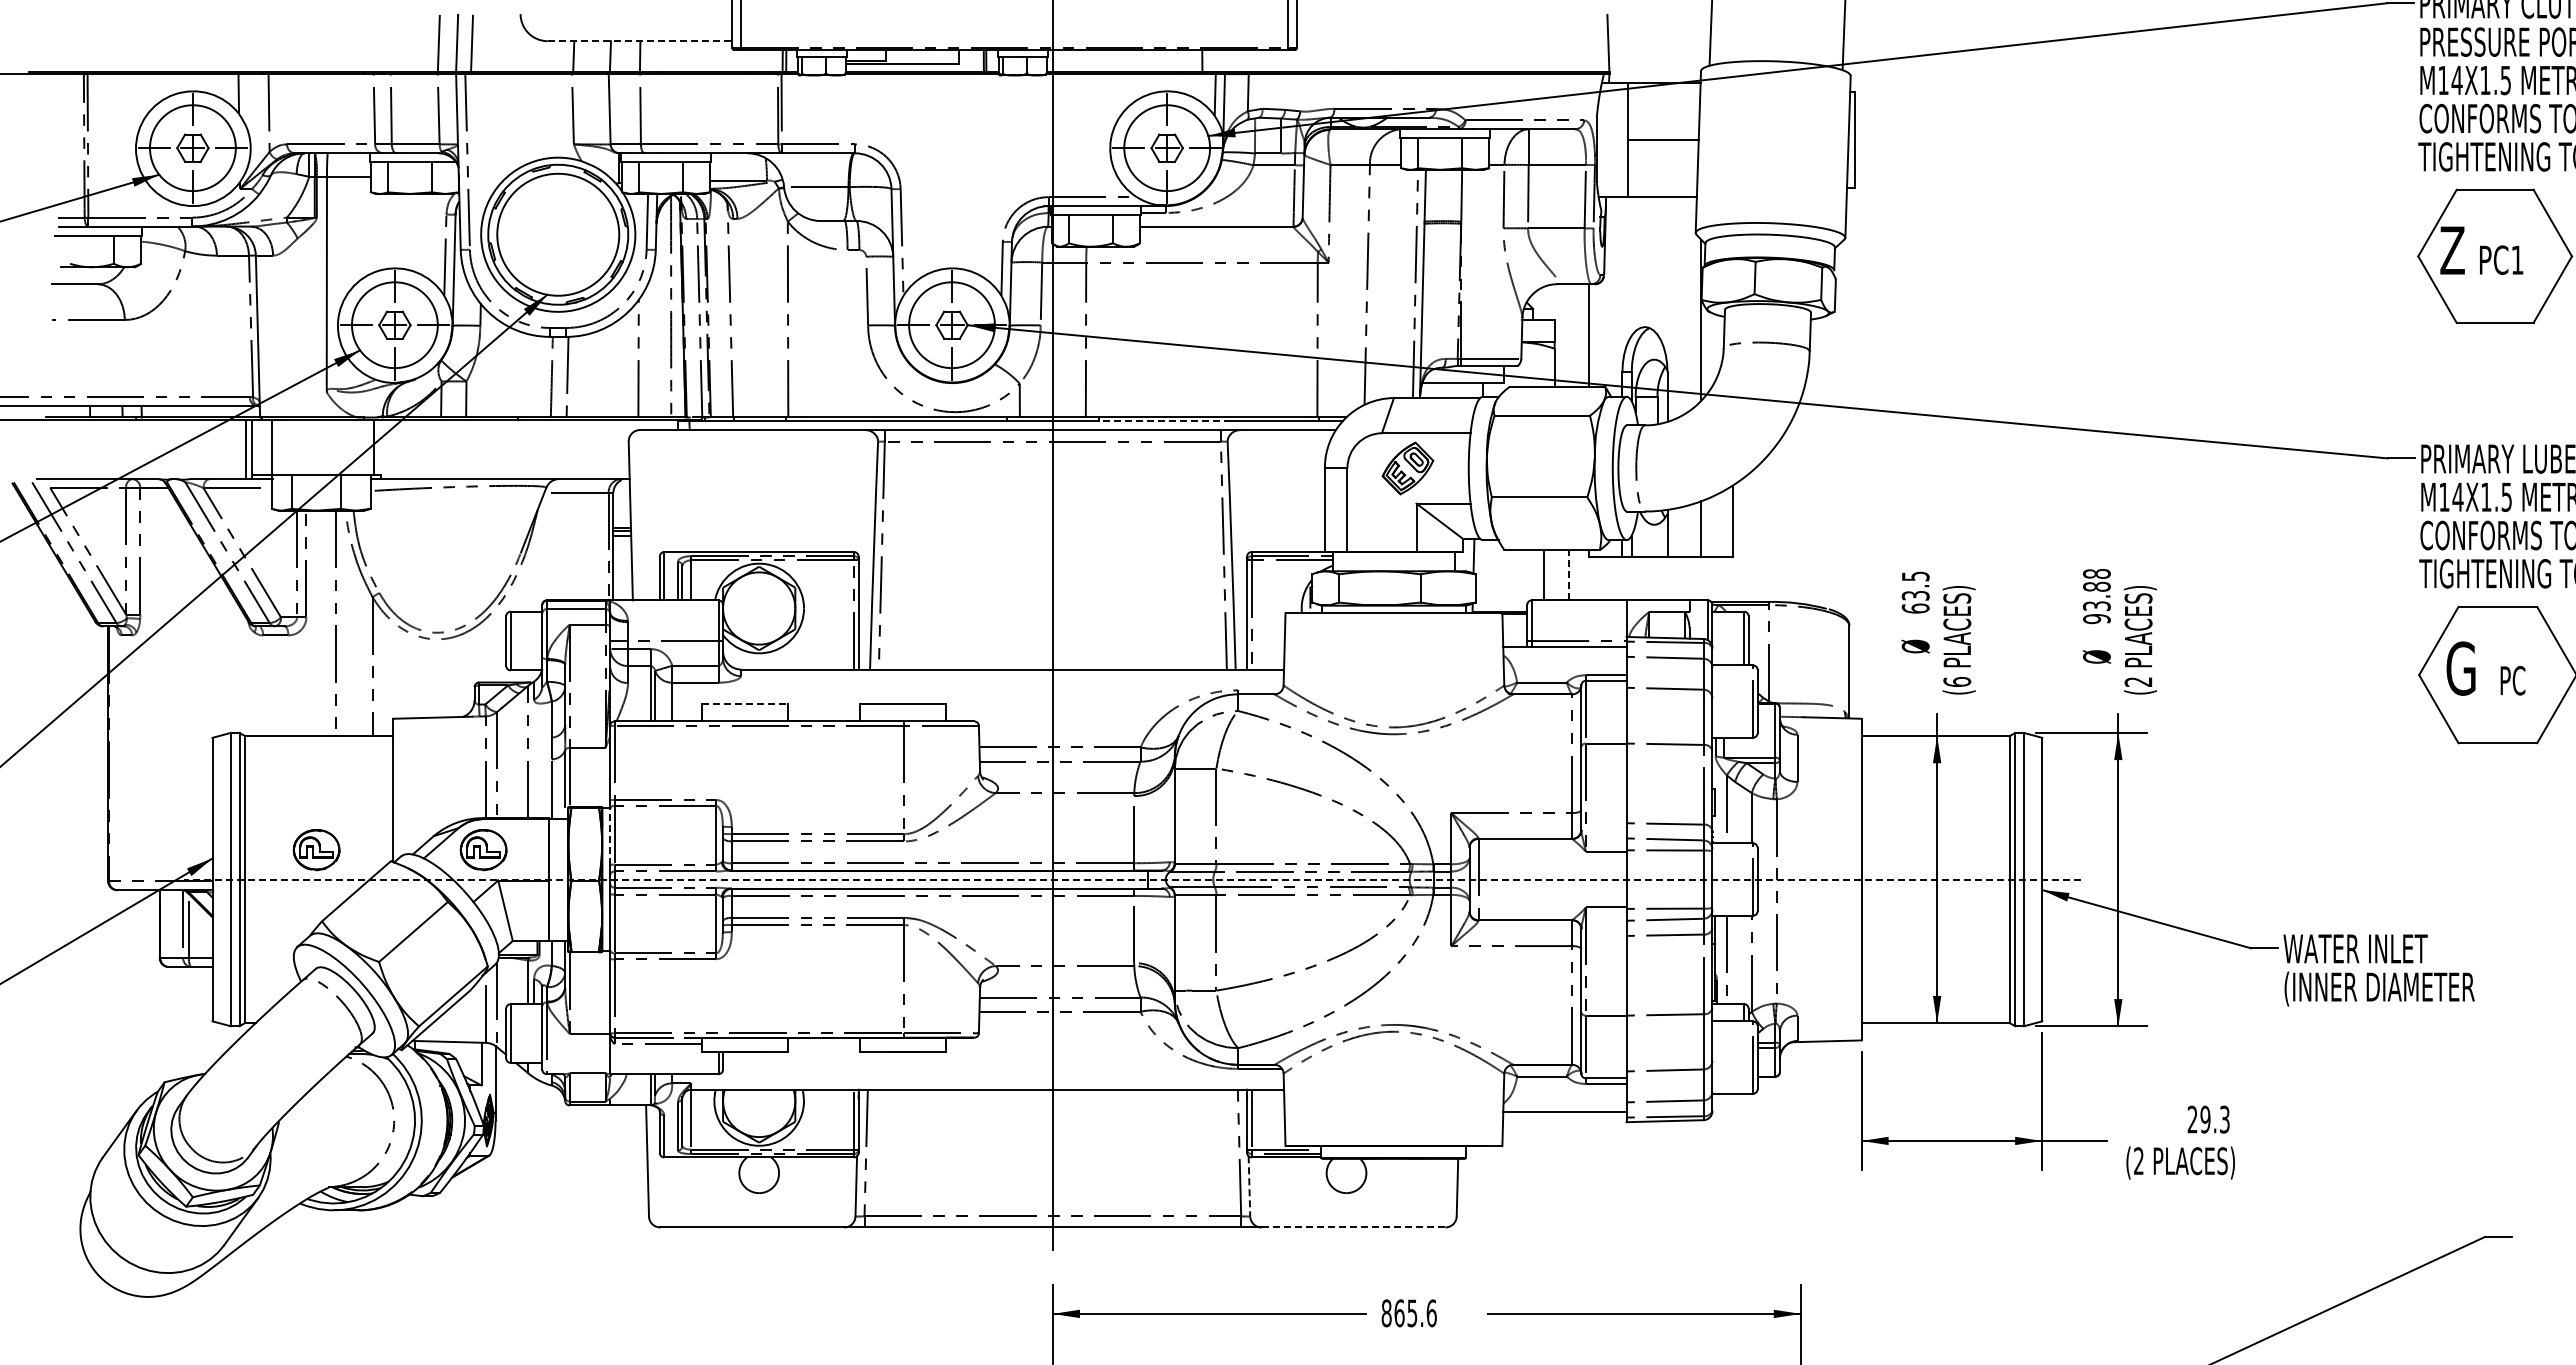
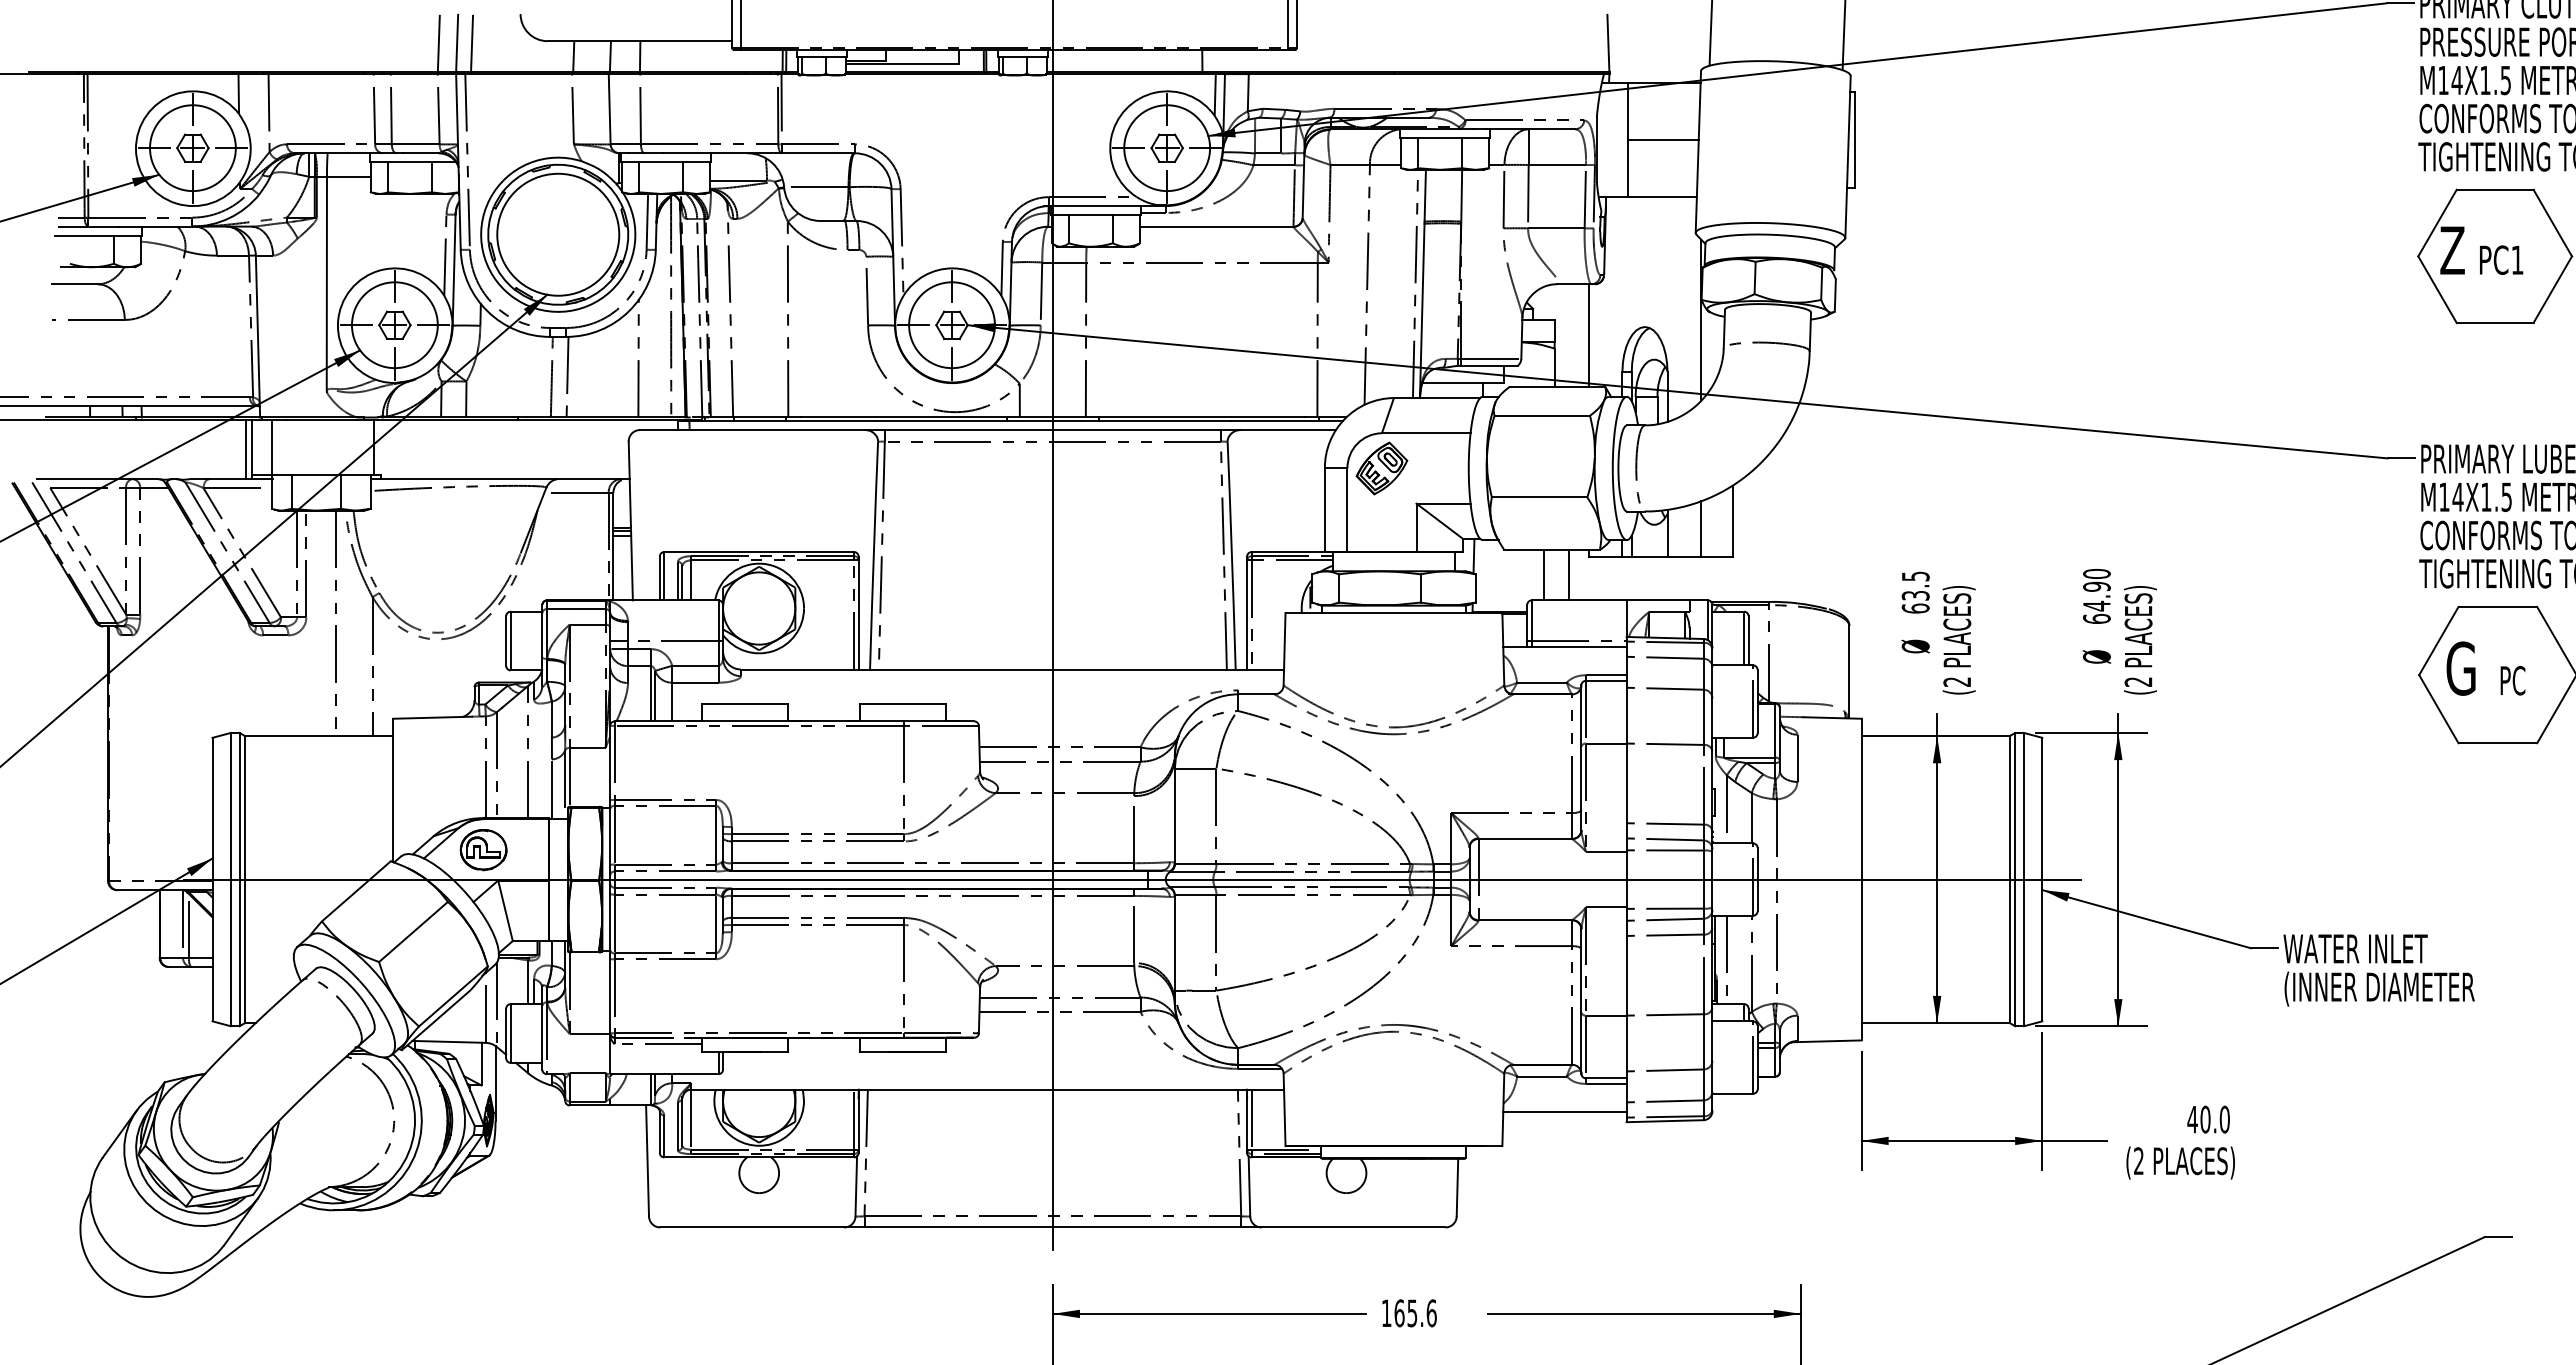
line: dashed -> solid (640, 41)
line: dashed -> solid (1164, 421)
part position: (1407, 468) -> (1381, 468) (1381, 468)
line: dashed -> solid (1569, 574)
text: 93.88 -> 64.90 (2096, 596)
text: (6 -> (2 (1957, 681)
line: dashed -> solid (745, 704)
line: dashed -> solid (610, 836)
part: present -> none (316, 850)
line: dashed -> solid (1132, 879)
text: 29.3 -> 40.0 (2208, 1119)
line: dashed -> solid (1249, 1186)
line: dashed -> solid (1353, 1227)
text: 865.6 -> 165.6 (1386, 1313)
